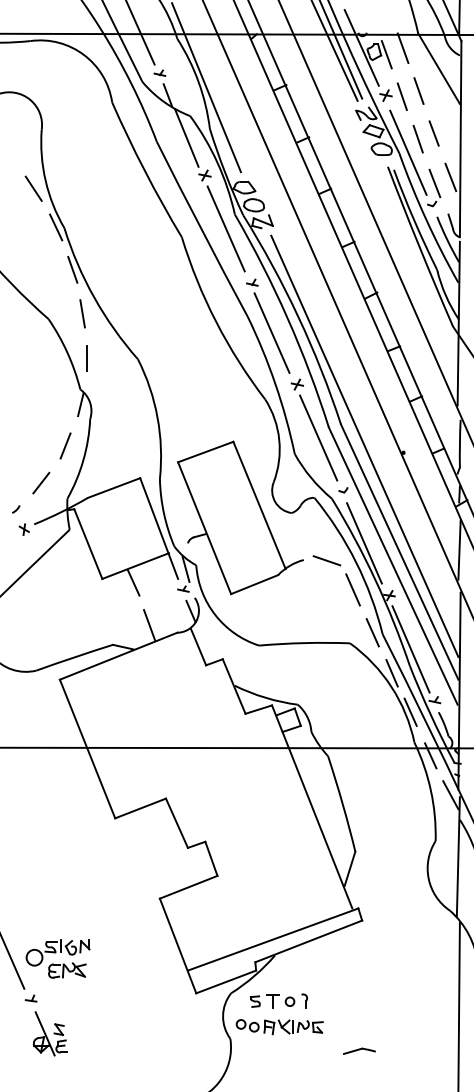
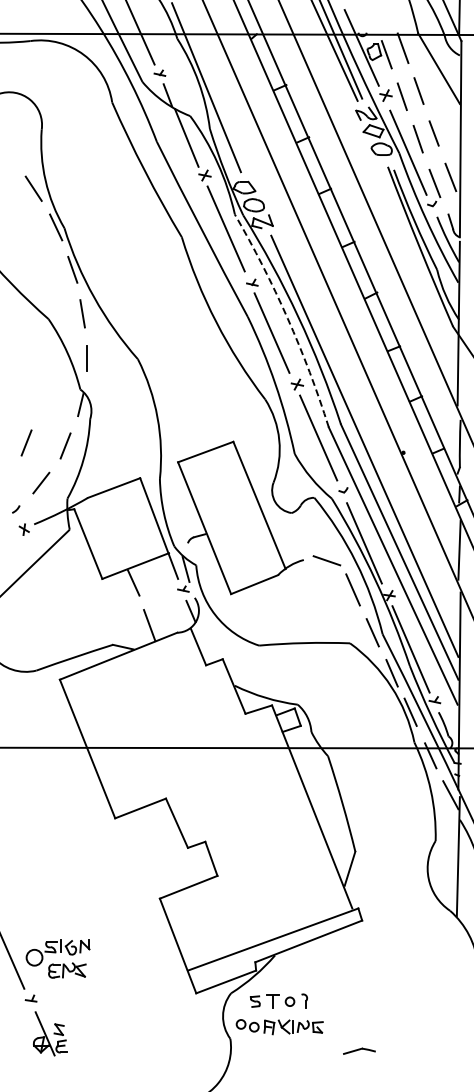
arc: solid -> dashed (287, 318)
line: none -> present (26, 442)
line: present -> none (458, 1005)
